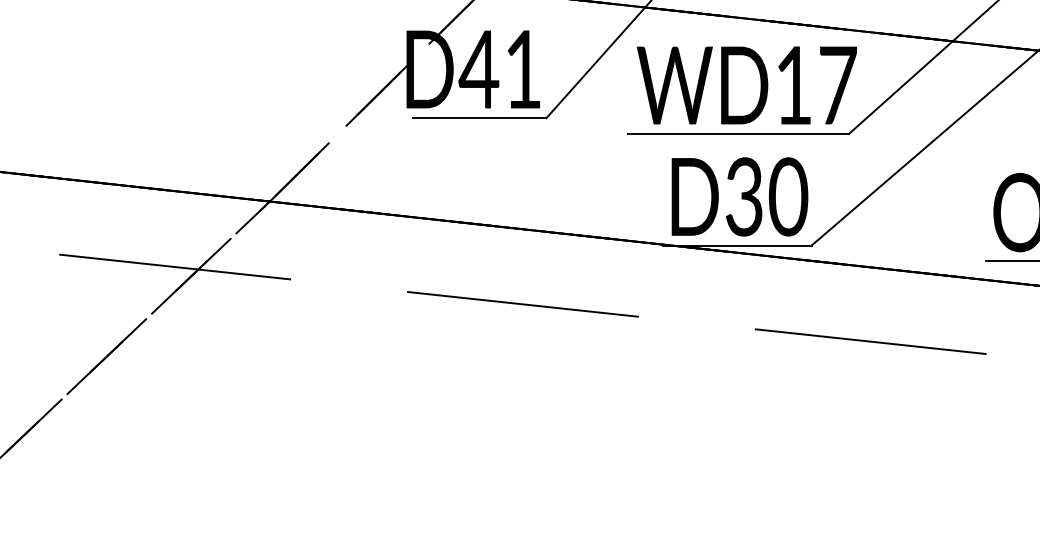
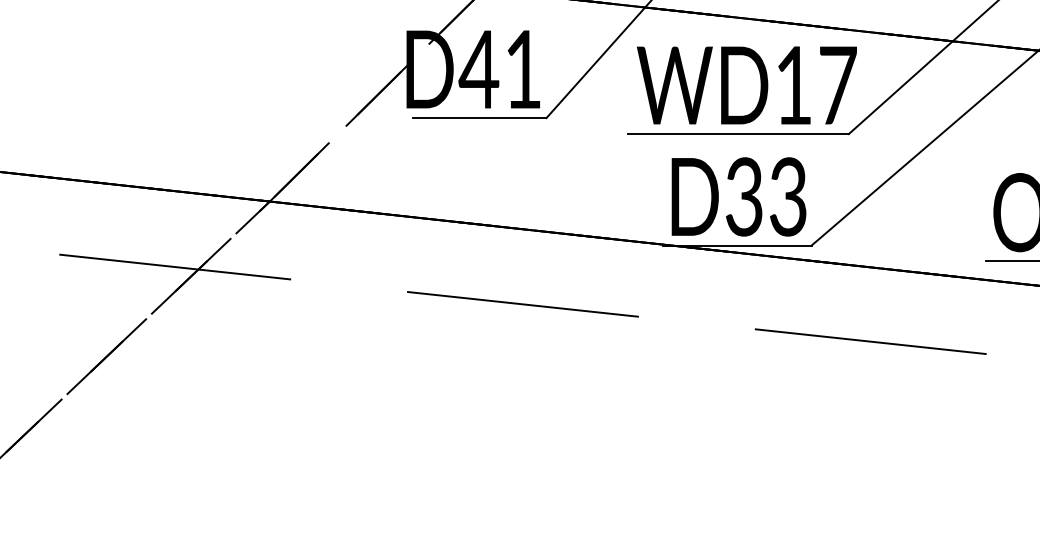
text: D30 -> D33 (788, 196)
